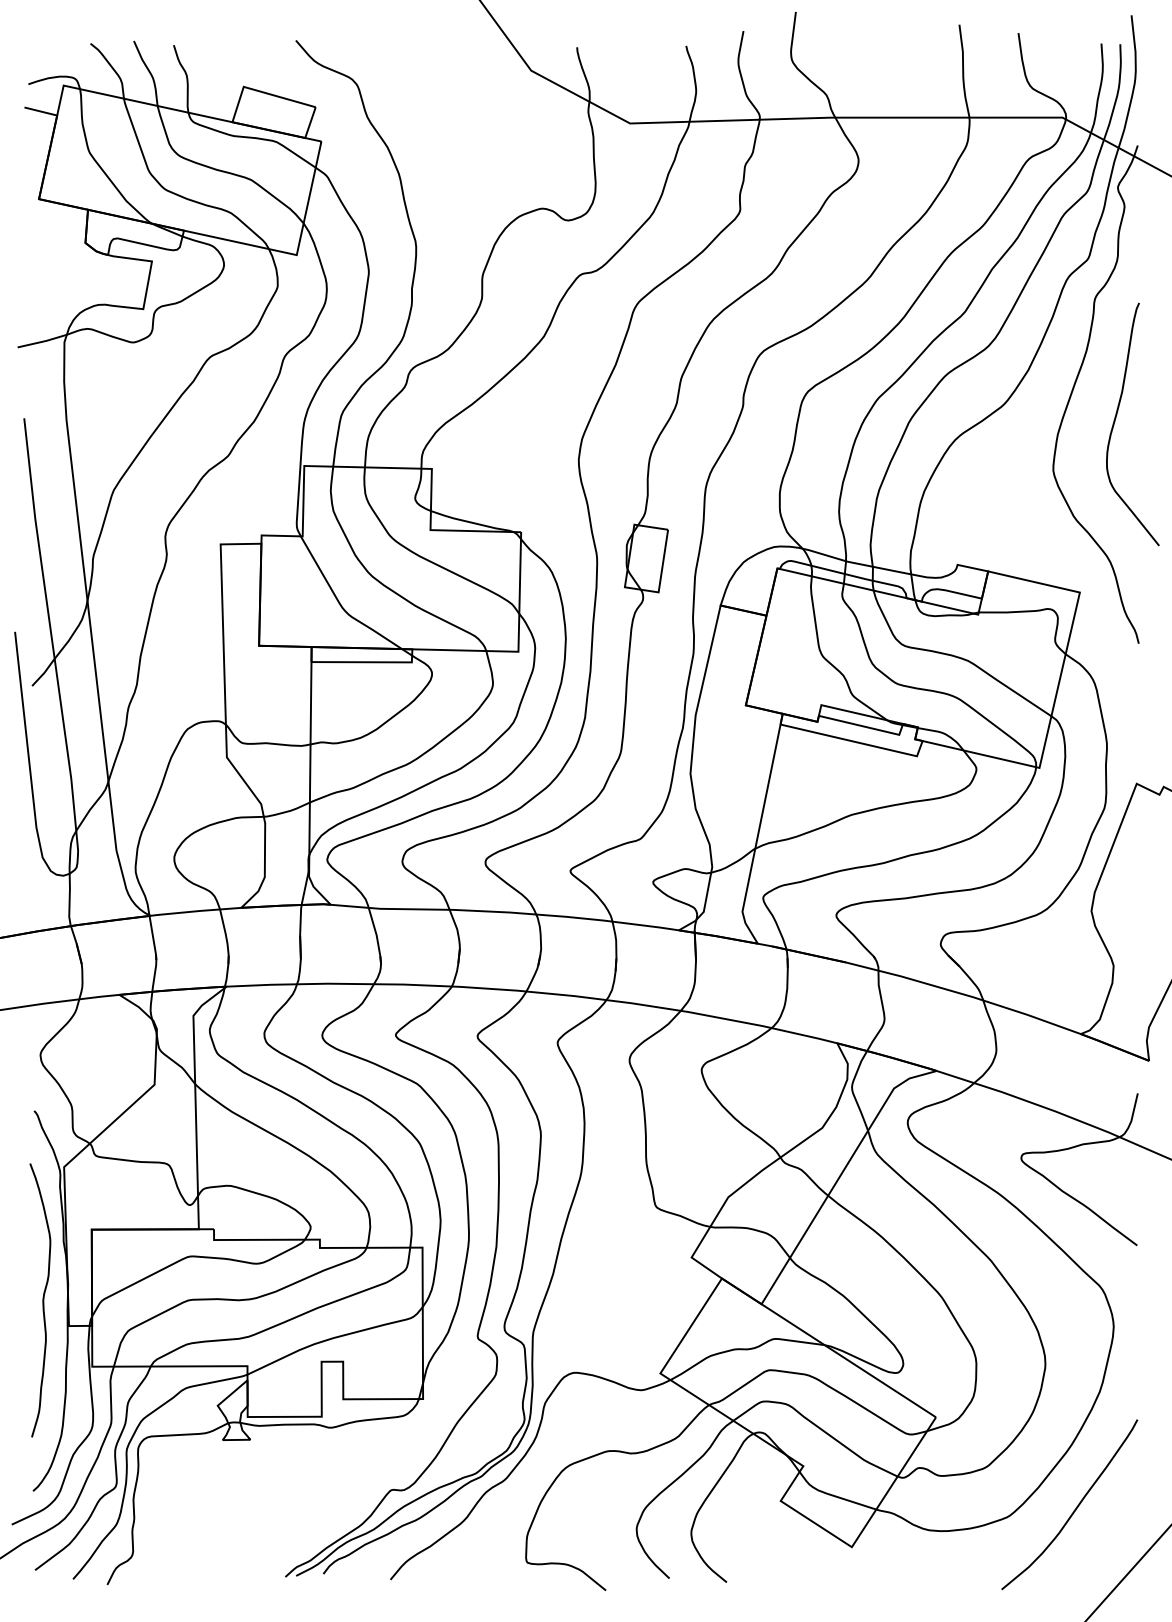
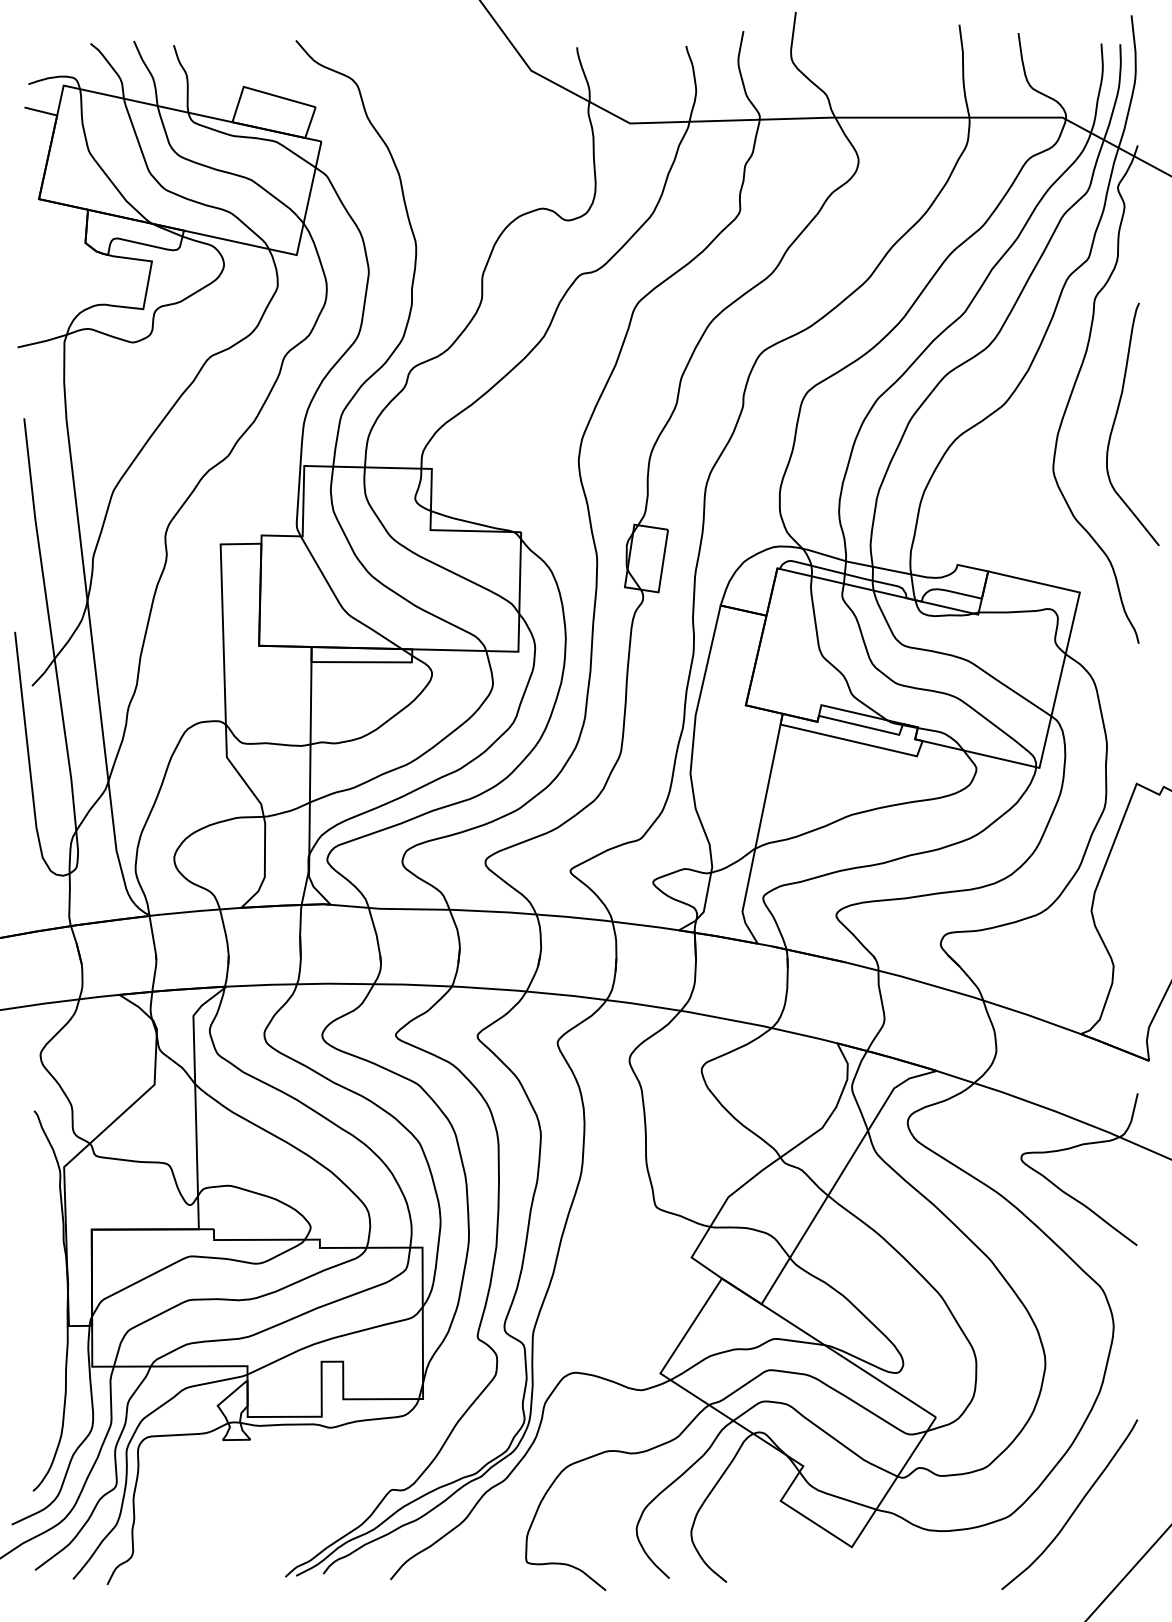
curve: present -> none (42, 1300)
